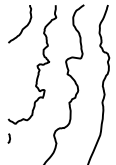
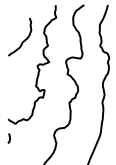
curve position: (23, 27) -> (23, 40) (23, 40)
